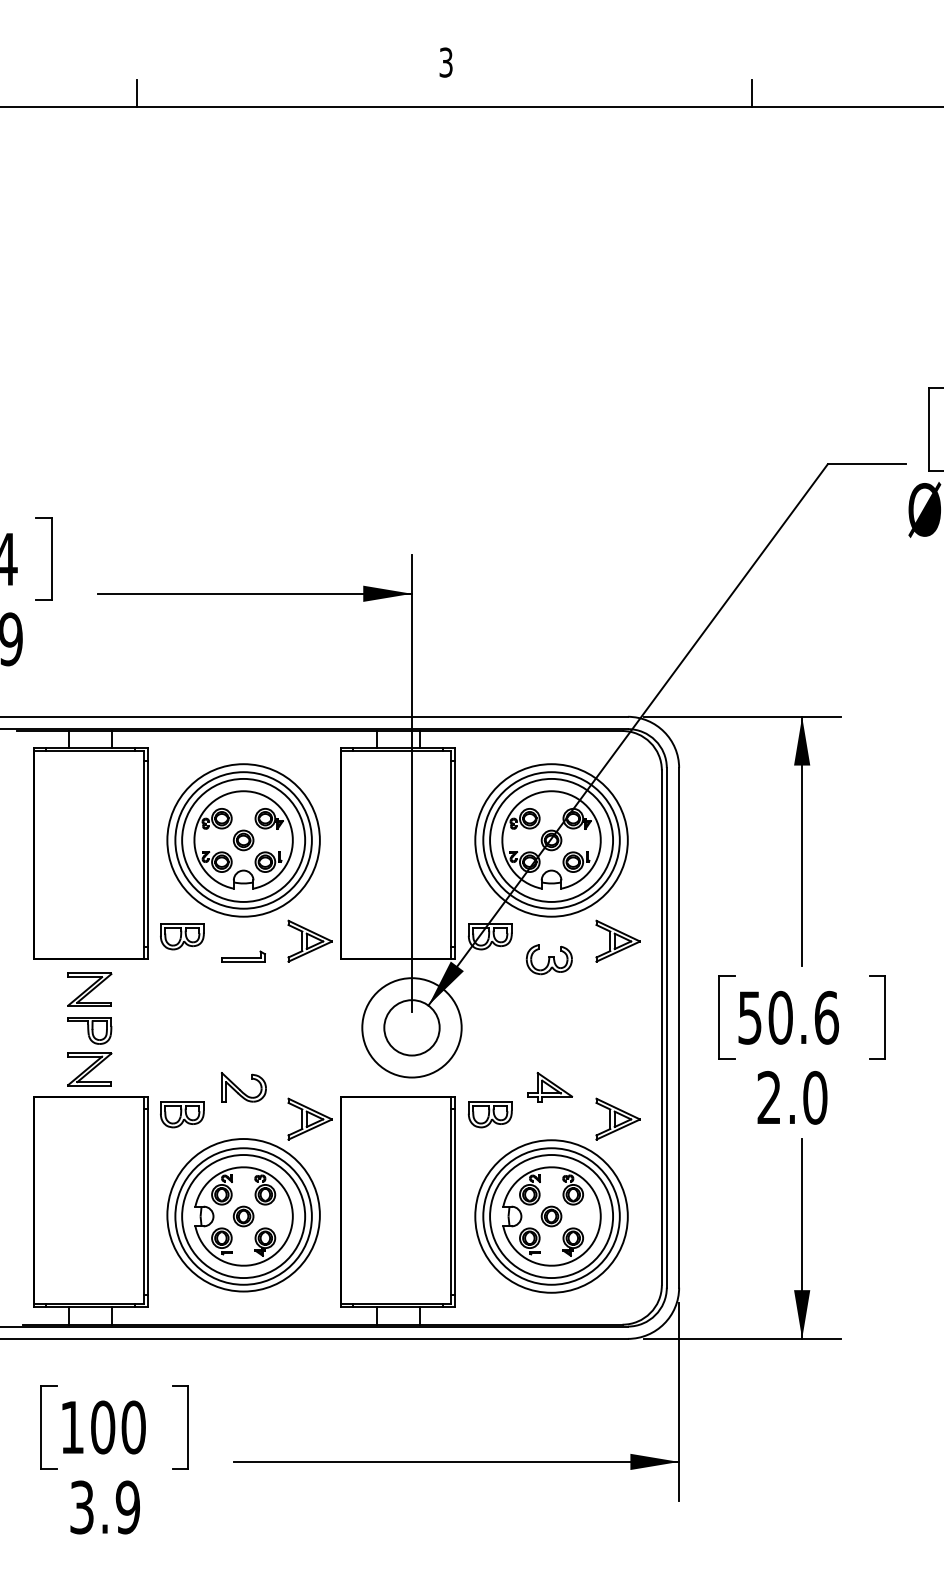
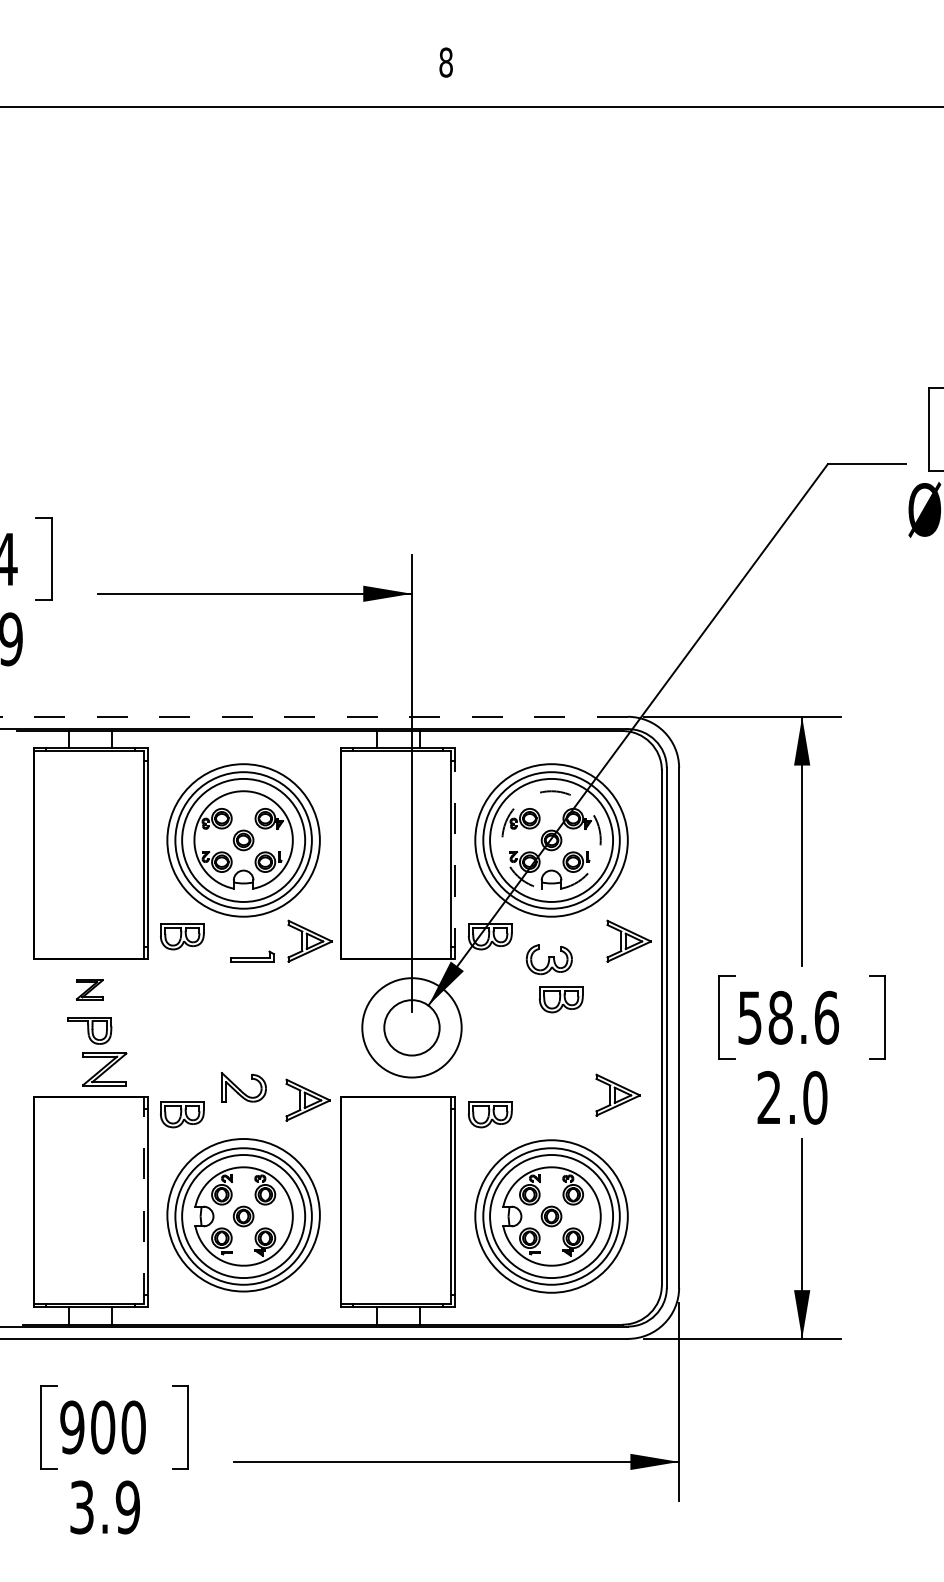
text: 3 -> 8 (445, 62)
line: present -> none (136, 93)
line: present -> none (751, 93)
line: solid -> dashed (314, 716)
arc: solid -> dashed (551, 791)
line: solid -> dashed (455, 853)
part position: (617, 940) -> (628, 940) (628, 940)
part position: (243, 956) -> (252, 956) (252, 956)
part size: 46x35 px -> 28x22 px (89, 989)
part: none -> present (560, 999)
text: 50.6 -> 58.6 (780, 1017)
part position: (89, 1069) -> (104, 1069) (104, 1069)
part: present -> none (550, 1087)
part position: (309, 1118) -> (307, 1099) (307, 1099)
part position: (617, 1118) -> (617, 1094) (617, 1094)
line: solid -> dashed (143, 1200)
text: 100 -> 900 (72, 1427)
